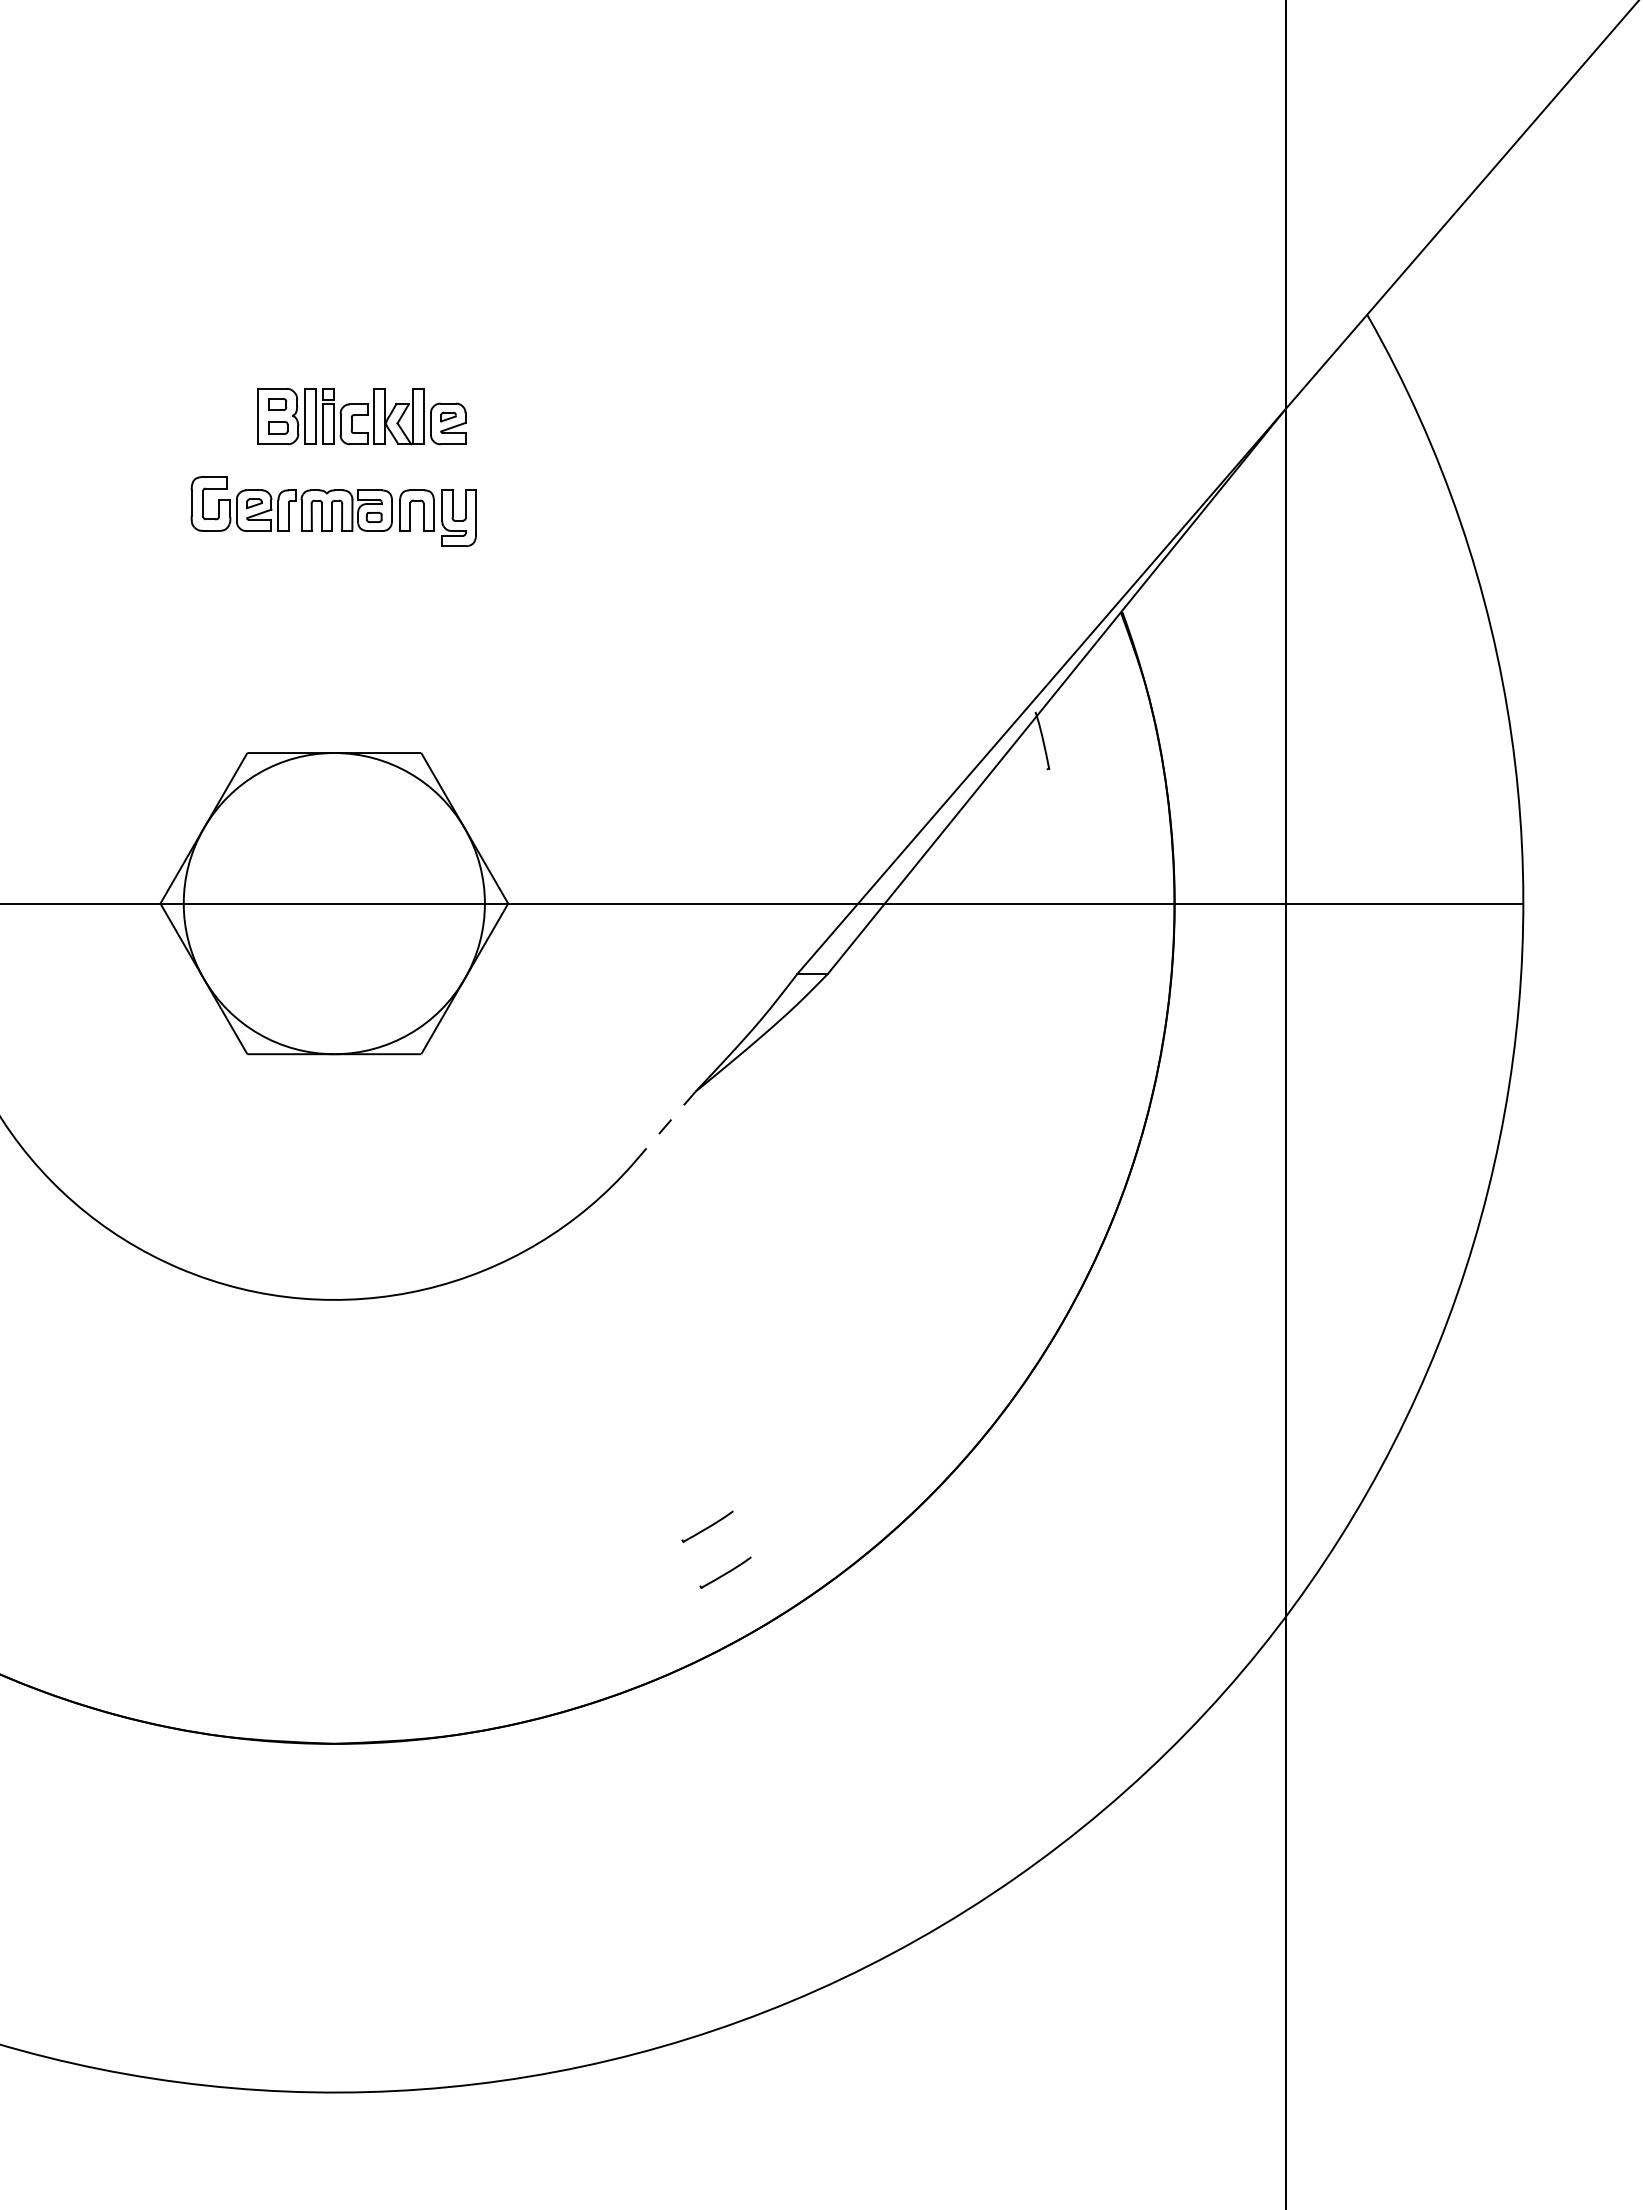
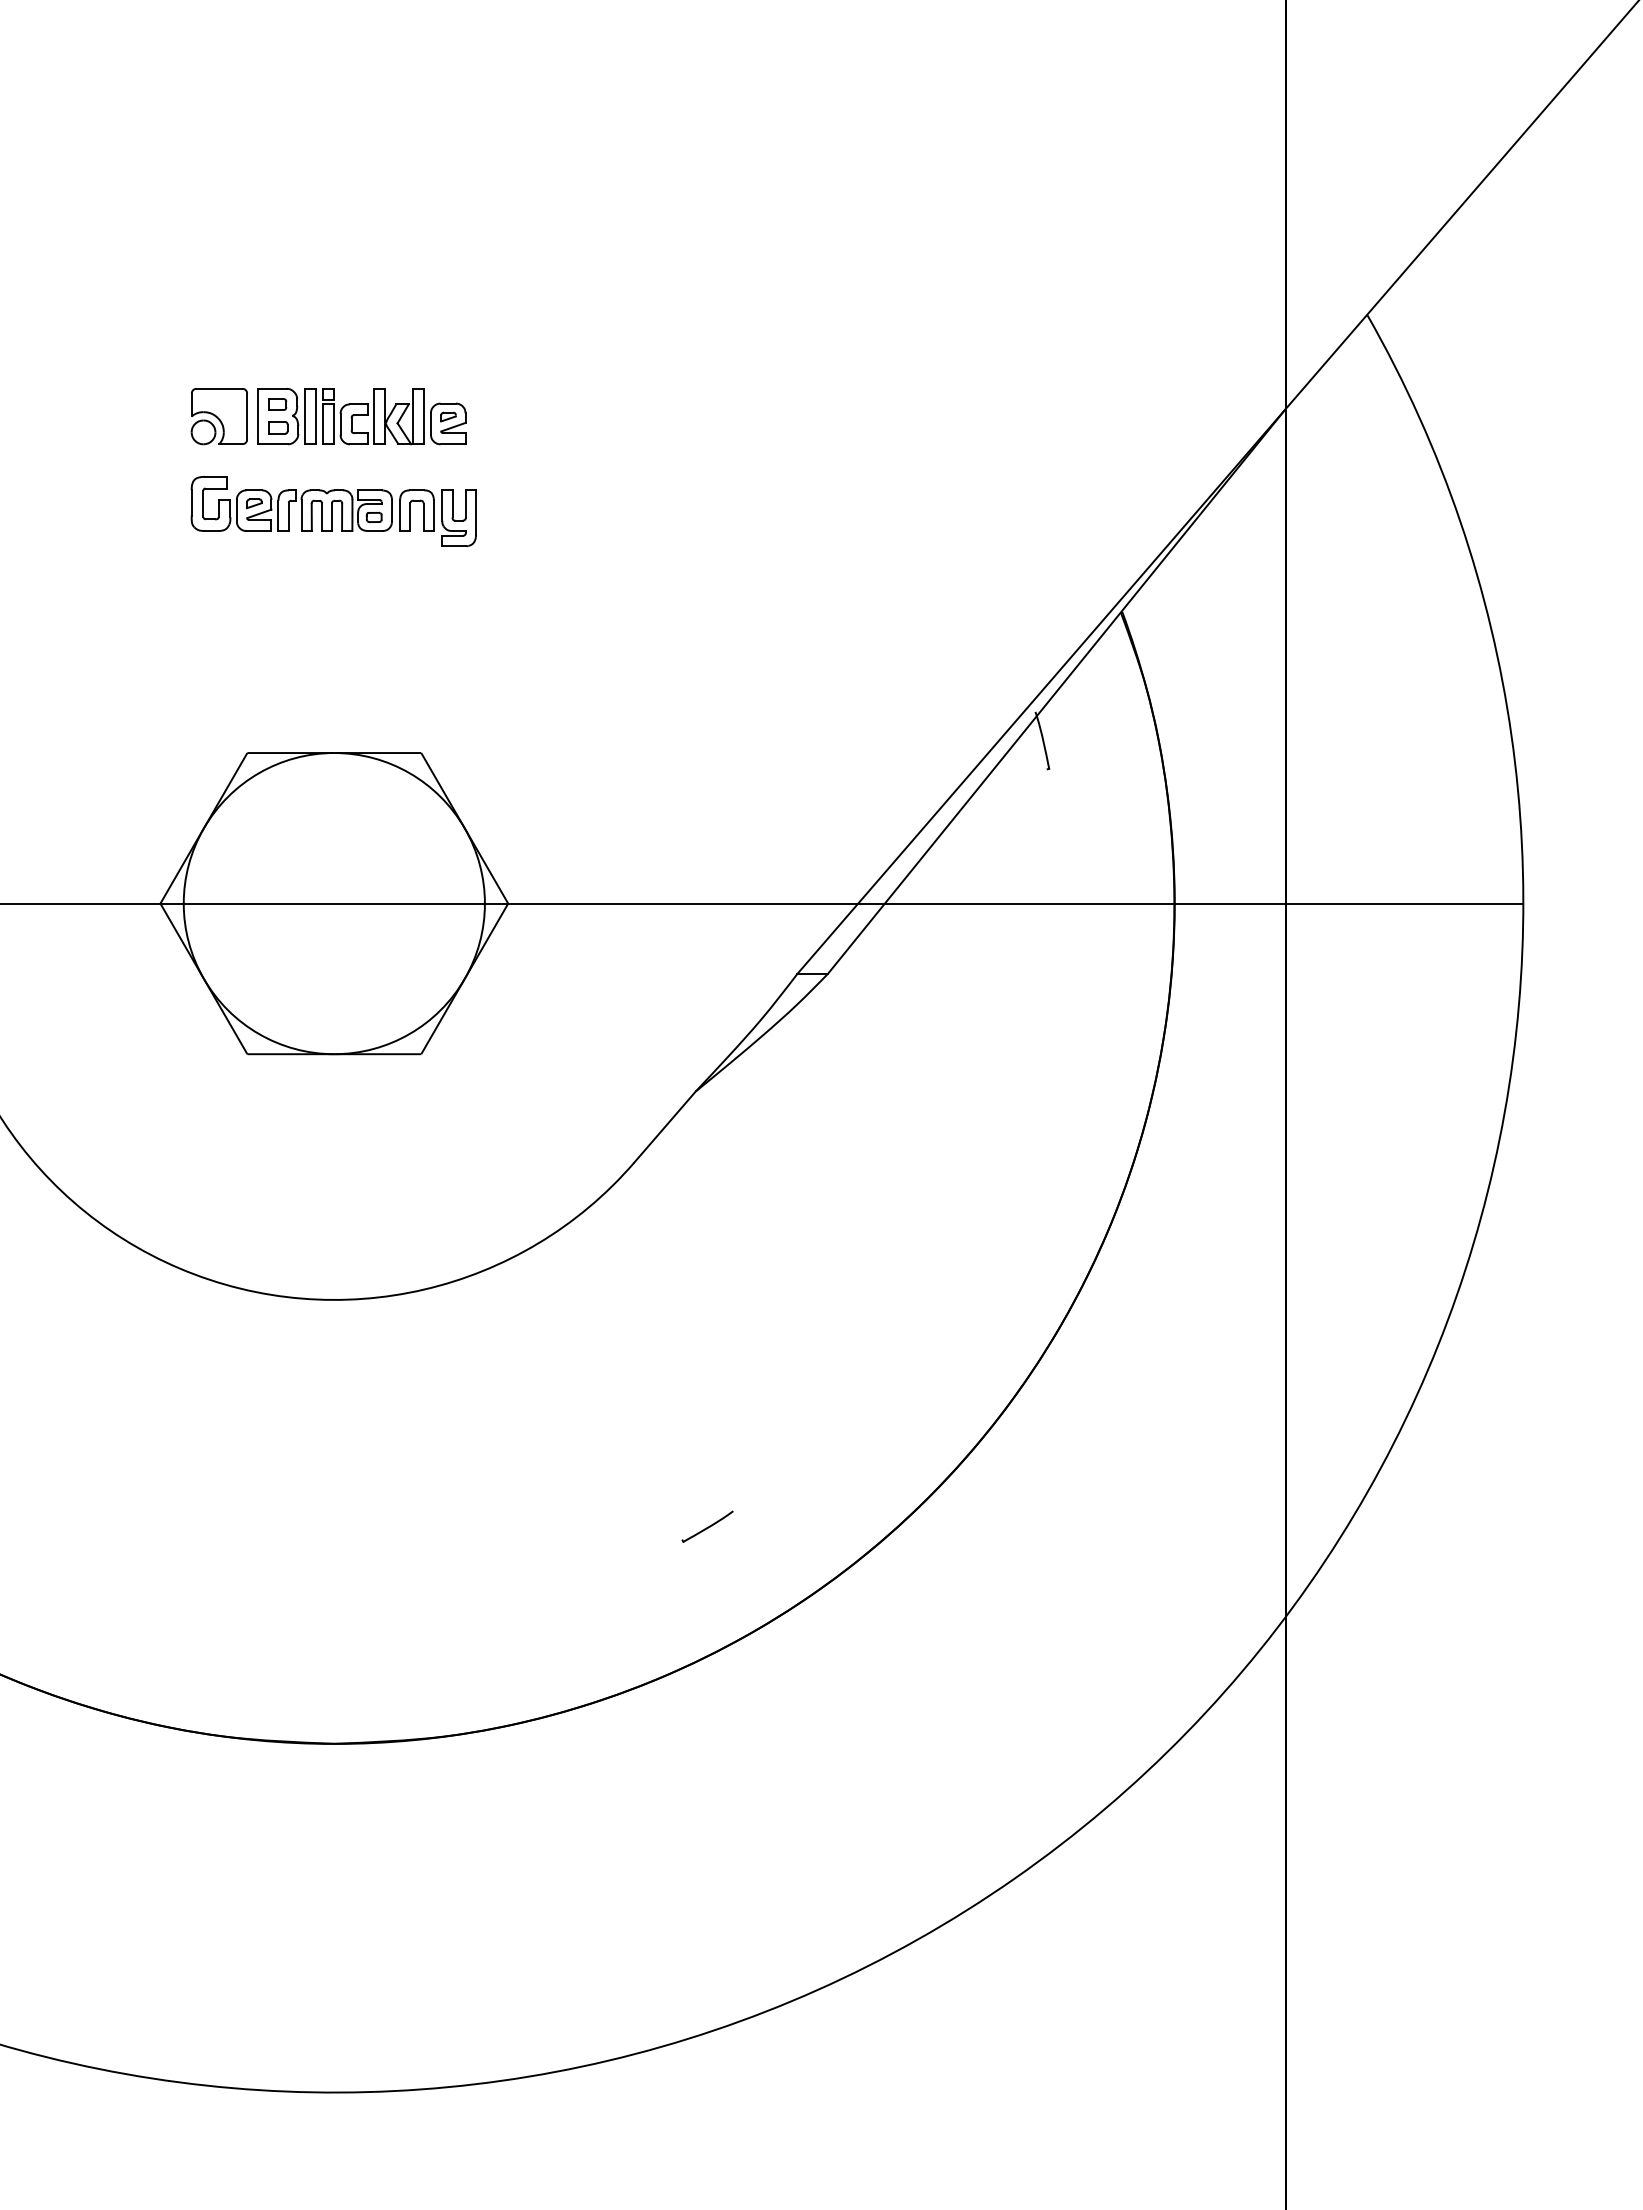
part: none -> present (218, 416)
line: dashed -> solid (665, 1126)
part: present -> none (725, 1572)
